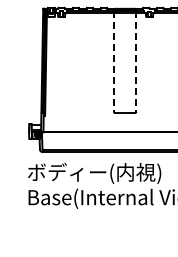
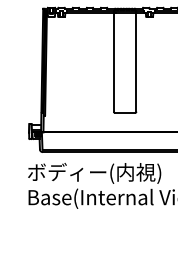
line: dashed -> solid (113, 61)
line: dashed -> solid (136, 61)
